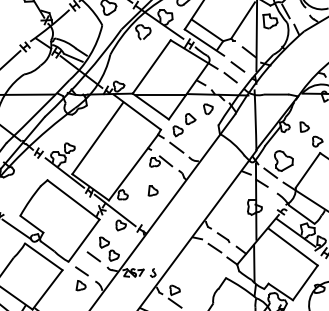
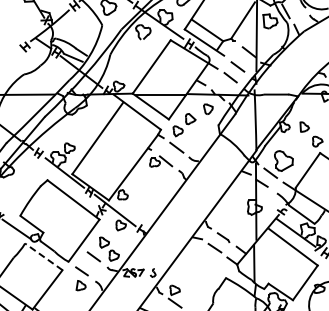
line: present -> none (11, 59)
part: present -> none (152, 190)
line: solid -> dashed (43, 256)
